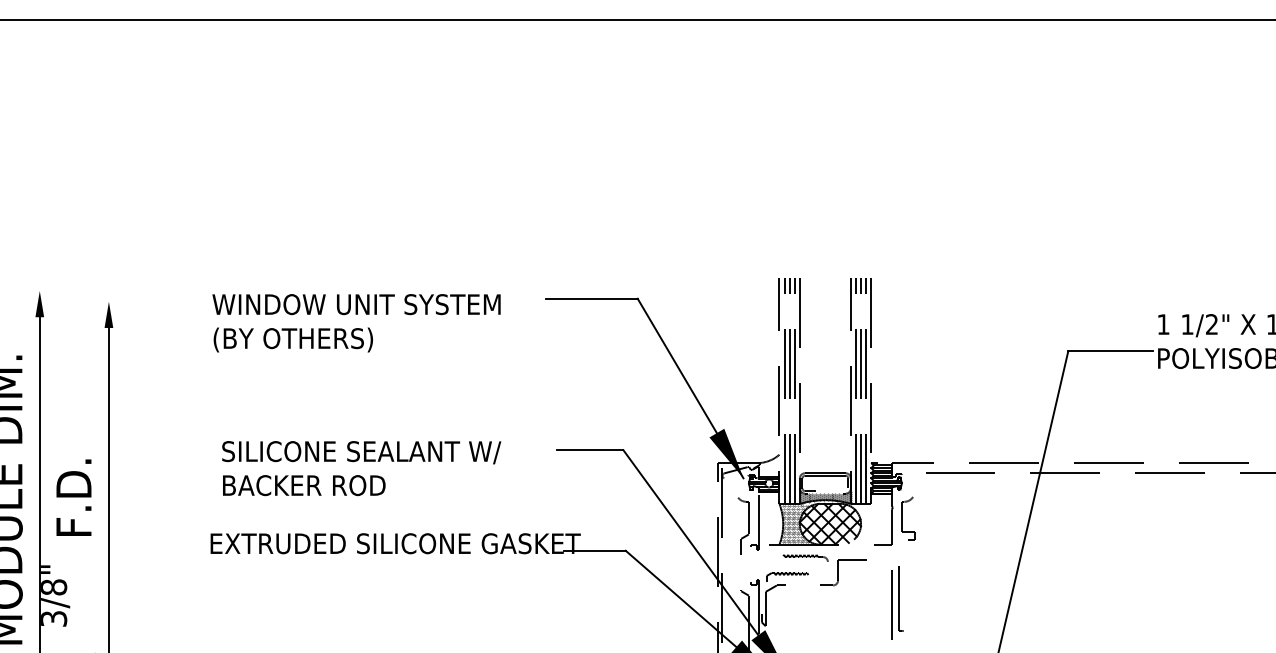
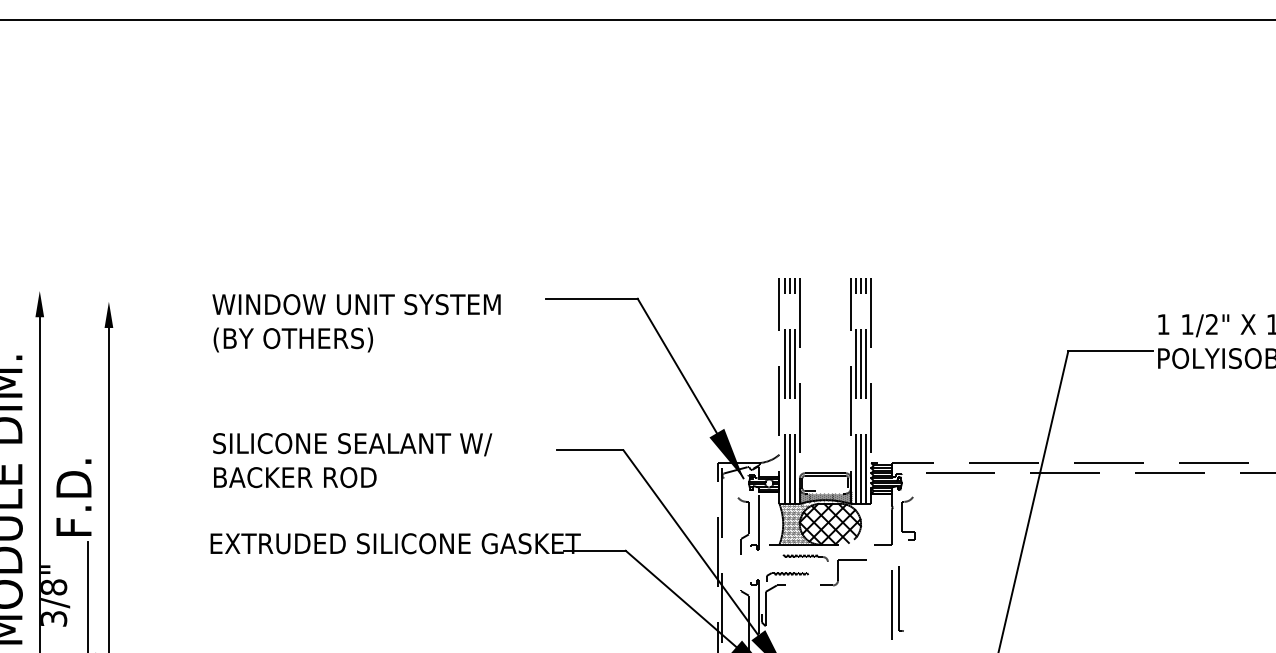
text position: (361, 468) -> (352, 460) (352, 460)
line: none -> present (87, 595)
